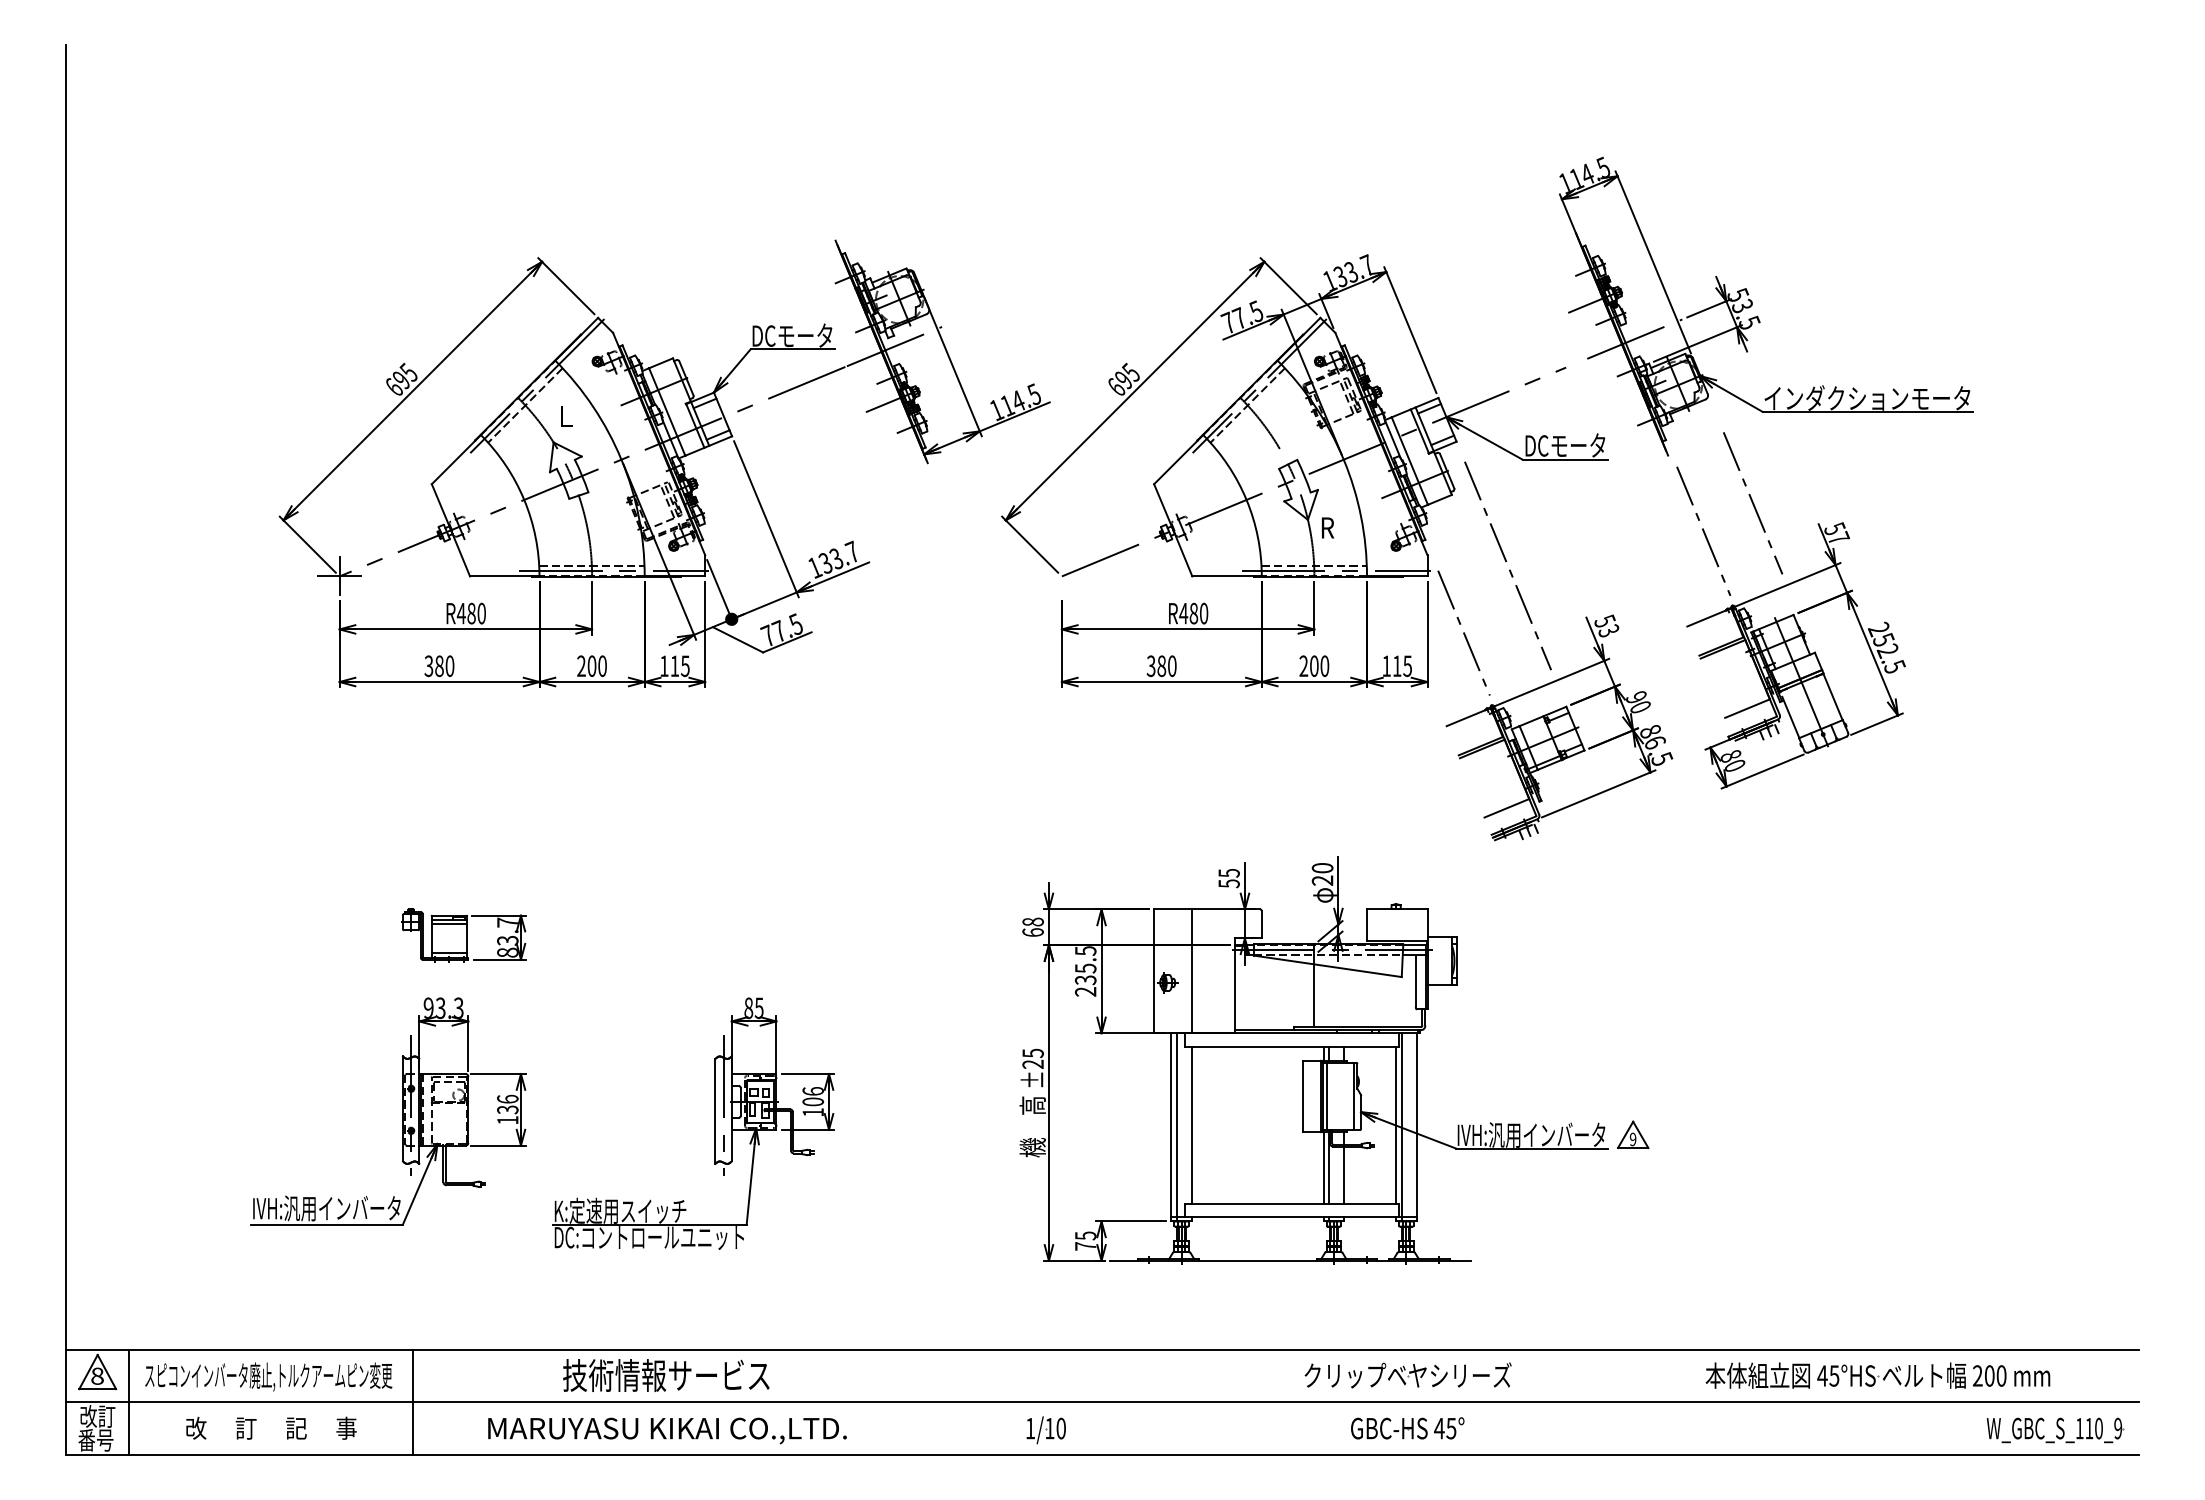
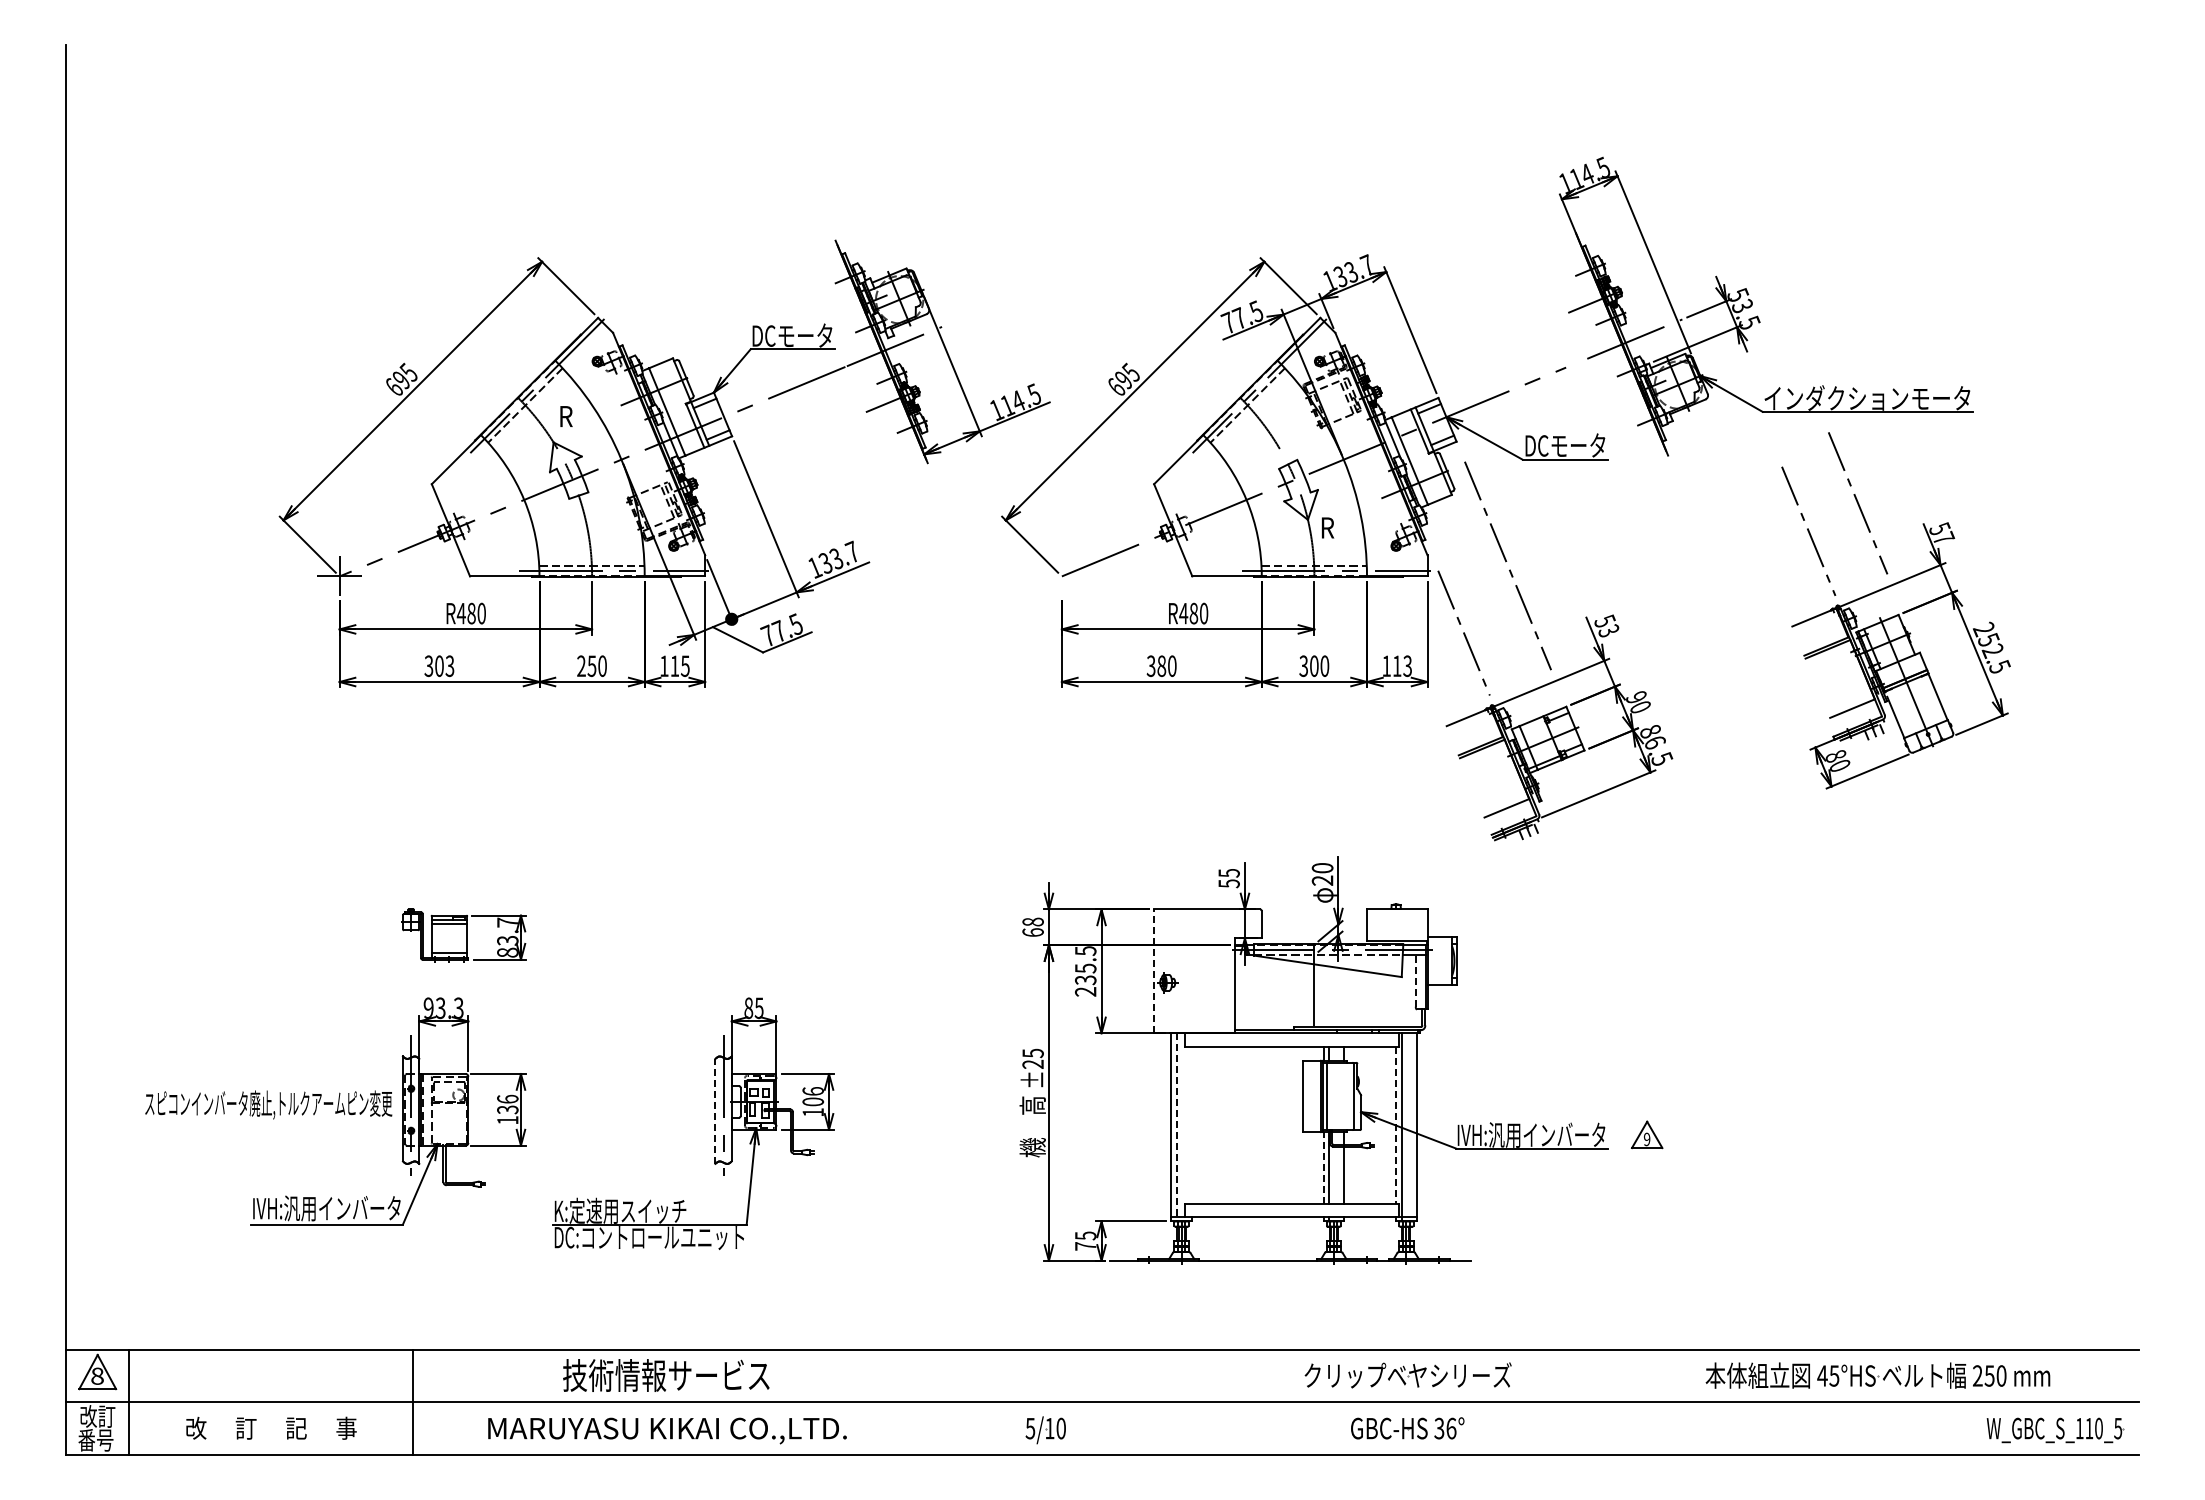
text: L -> R (566, 416)
part position: (1790, 610) -> (1895, 610) (1895, 610)
text: 380 -> 303 (444, 665)
text: 200 -> 250 (591, 665)
text: 115 -> 113 (1407, 665)
text: 200 -> 300 (1303, 666)
line: solid -> dashed (1154, 971)
line: present -> none (1192, 971)
line: solid -> dashed (1415, 981)
line: solid -> dashed (715, 1110)
line: present -> none (1191, 1124)
line: solid -> dashed (1396, 1125)
line: solid -> dashed (1177, 1127)
part position: (1633, 1134) -> (1647, 1134) (1647, 1134)
line: solid -> dashed (1323, 1167)
text: 200 -> 250 (1989, 1375)
text position: (268, 1376) -> (268, 1104) (268, 1104)
text: 1/10 -> 5/10 (1030, 1428)
text: 45° -> 36° (1445, 1428)
text: W_GBC_S_110_9 -> W_GBC_S_110_5 (2118, 1428)
